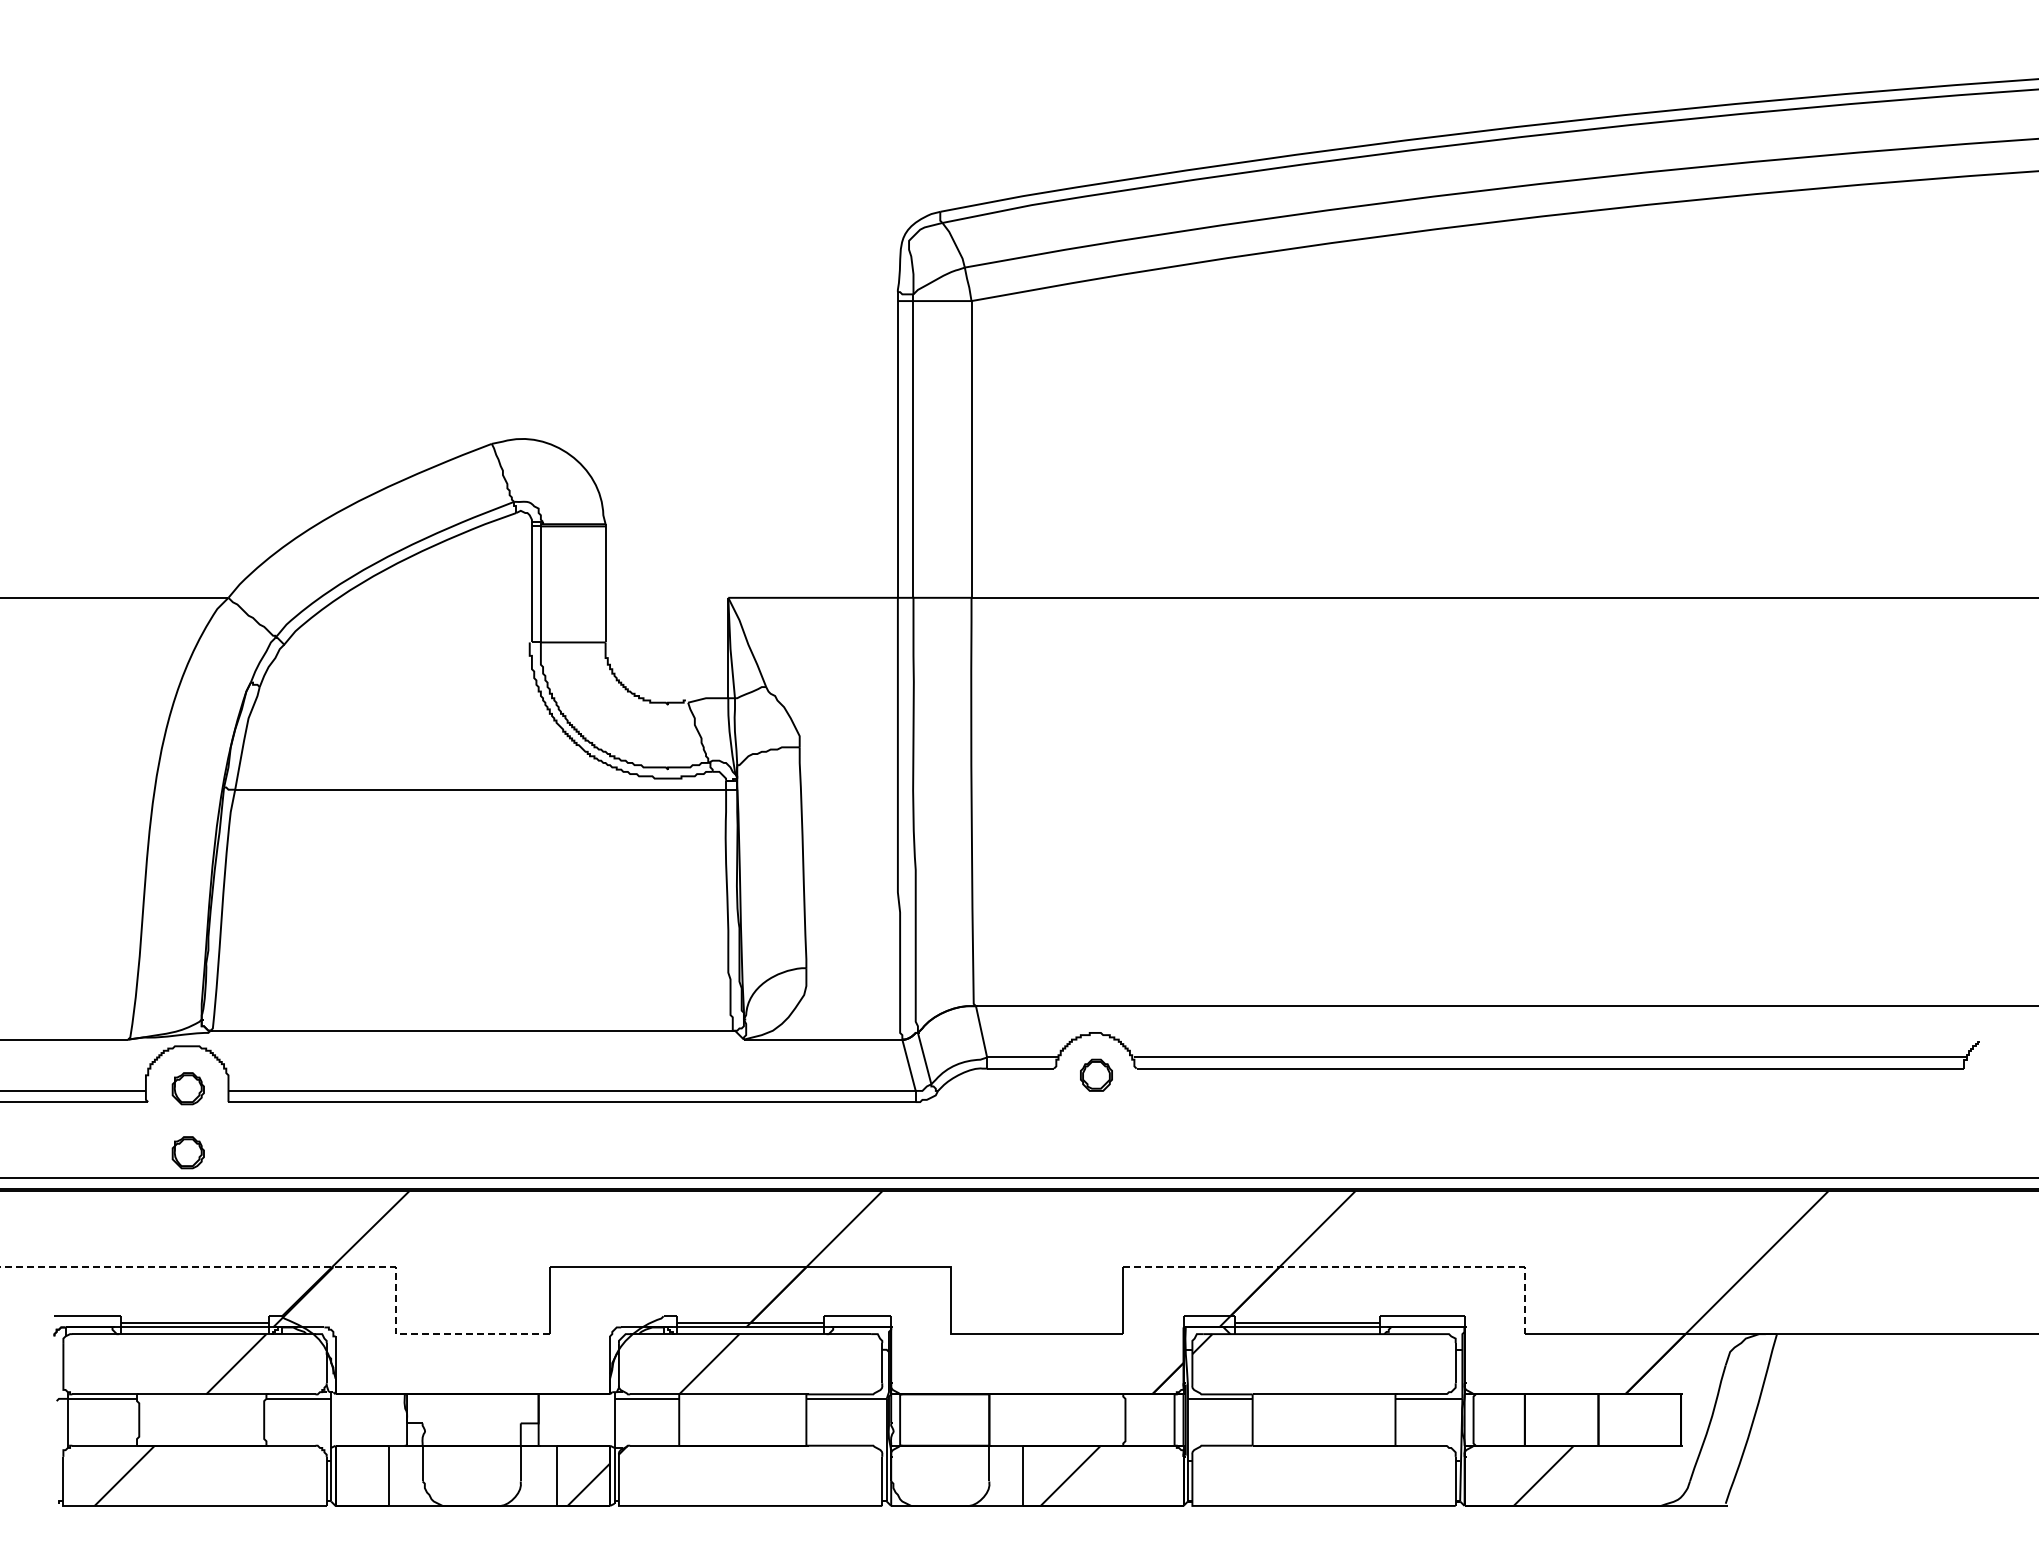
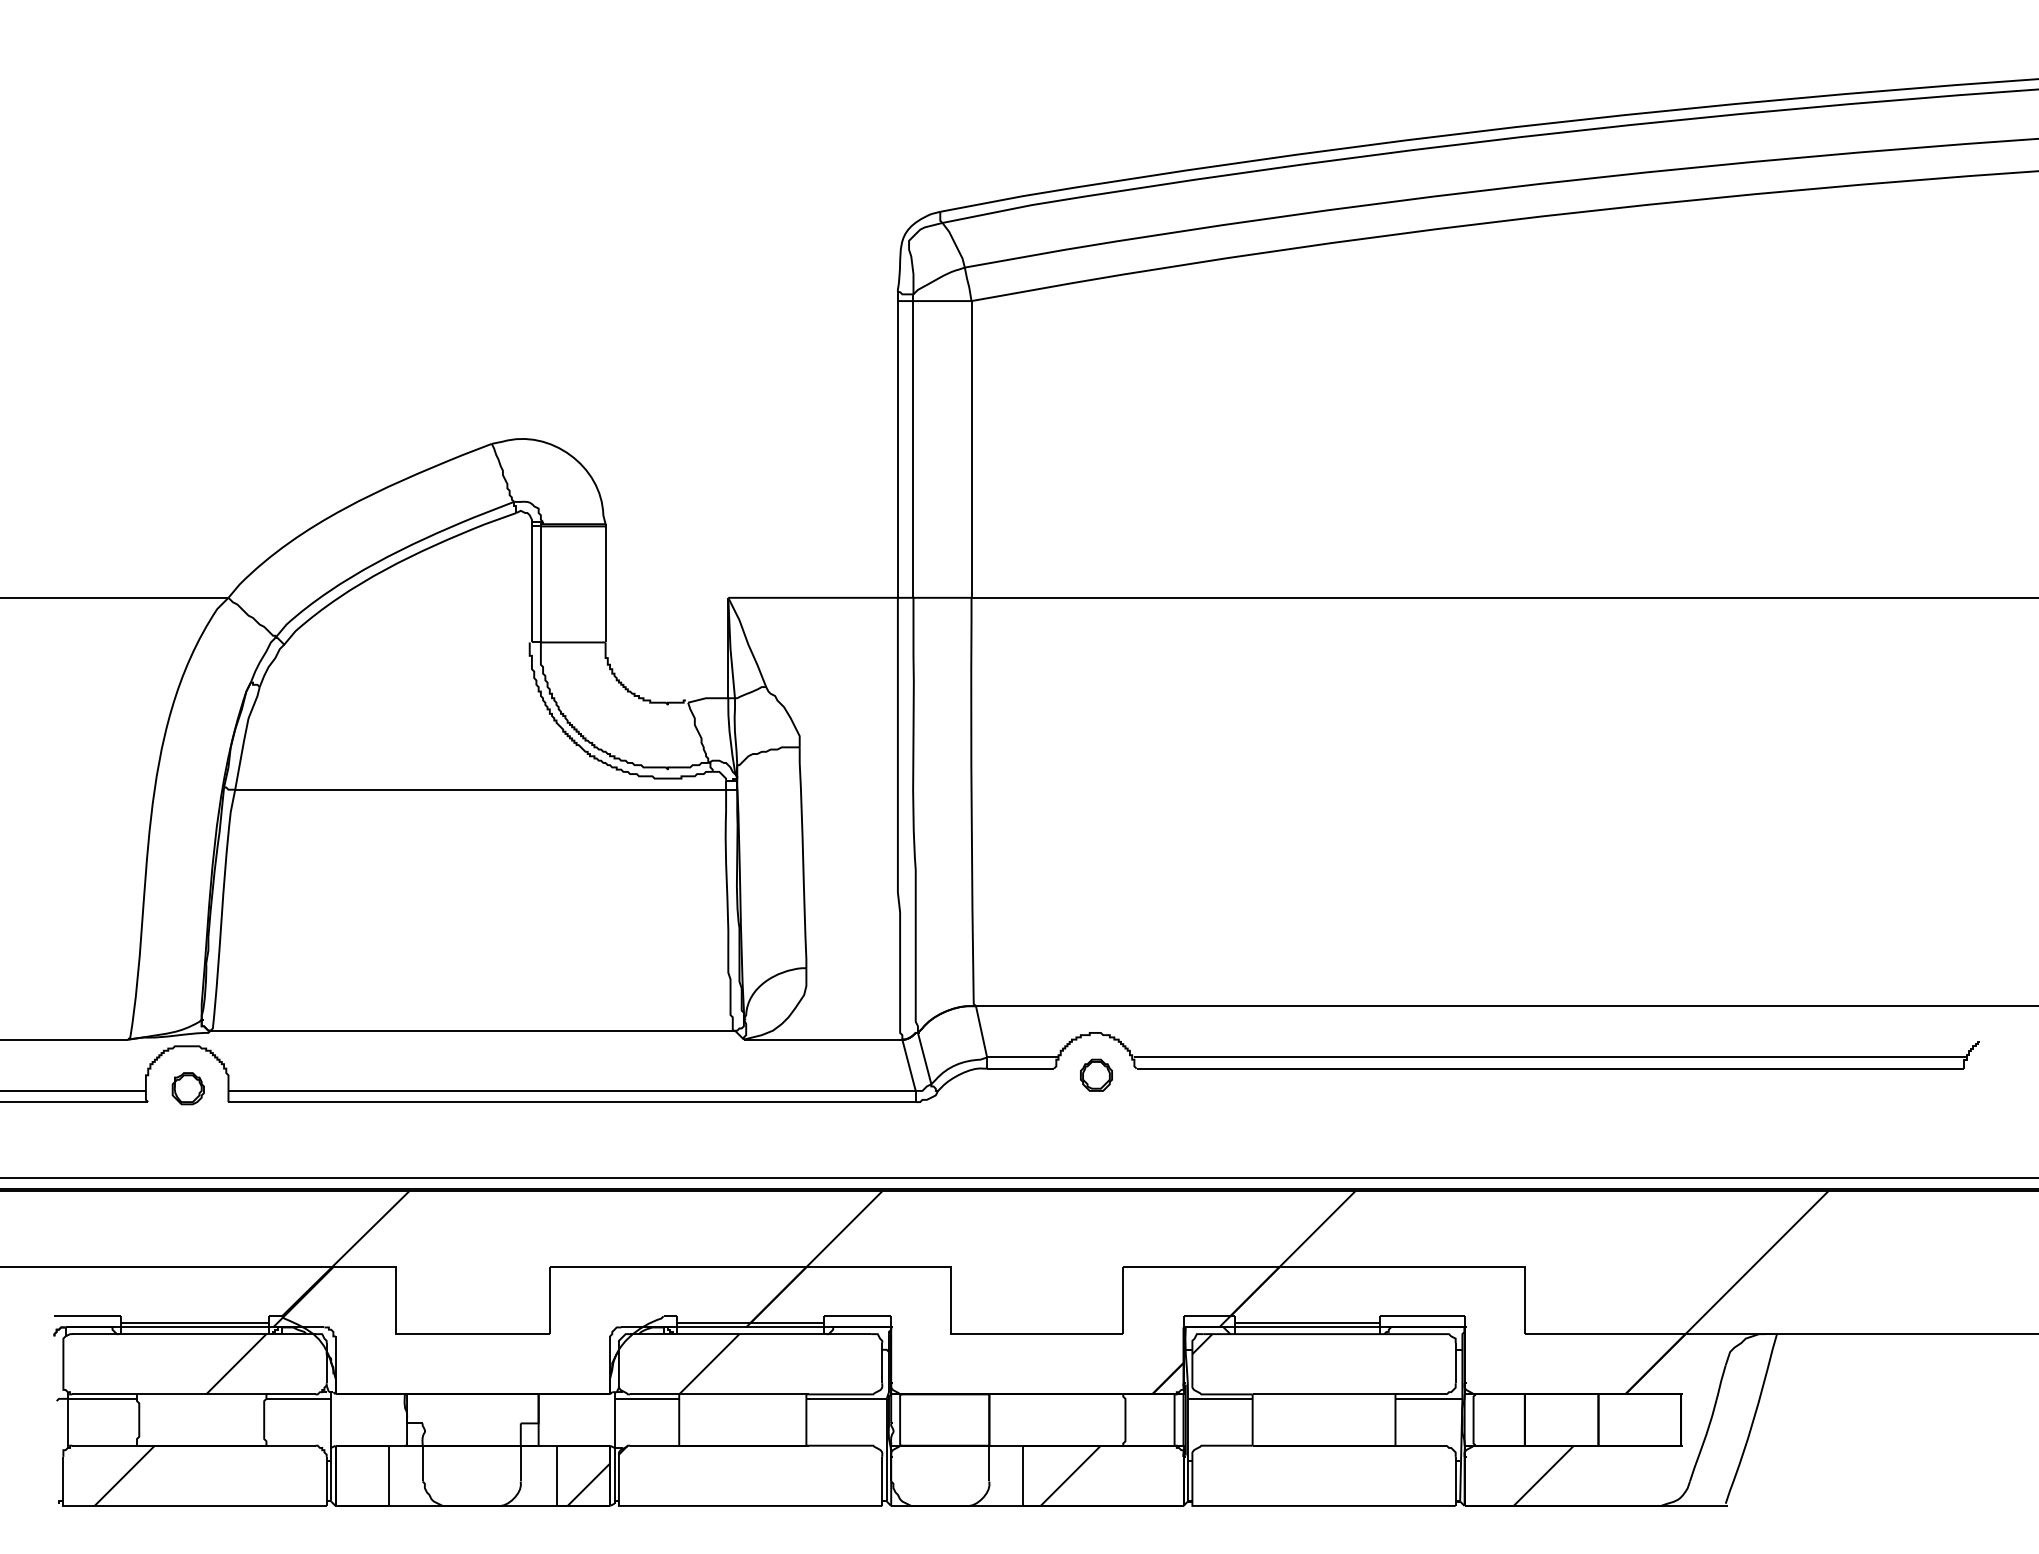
part: present -> none (187, 1152)
line: dashed -> solid (309, 1267)
line: dashed -> solid (1358, 1267)
